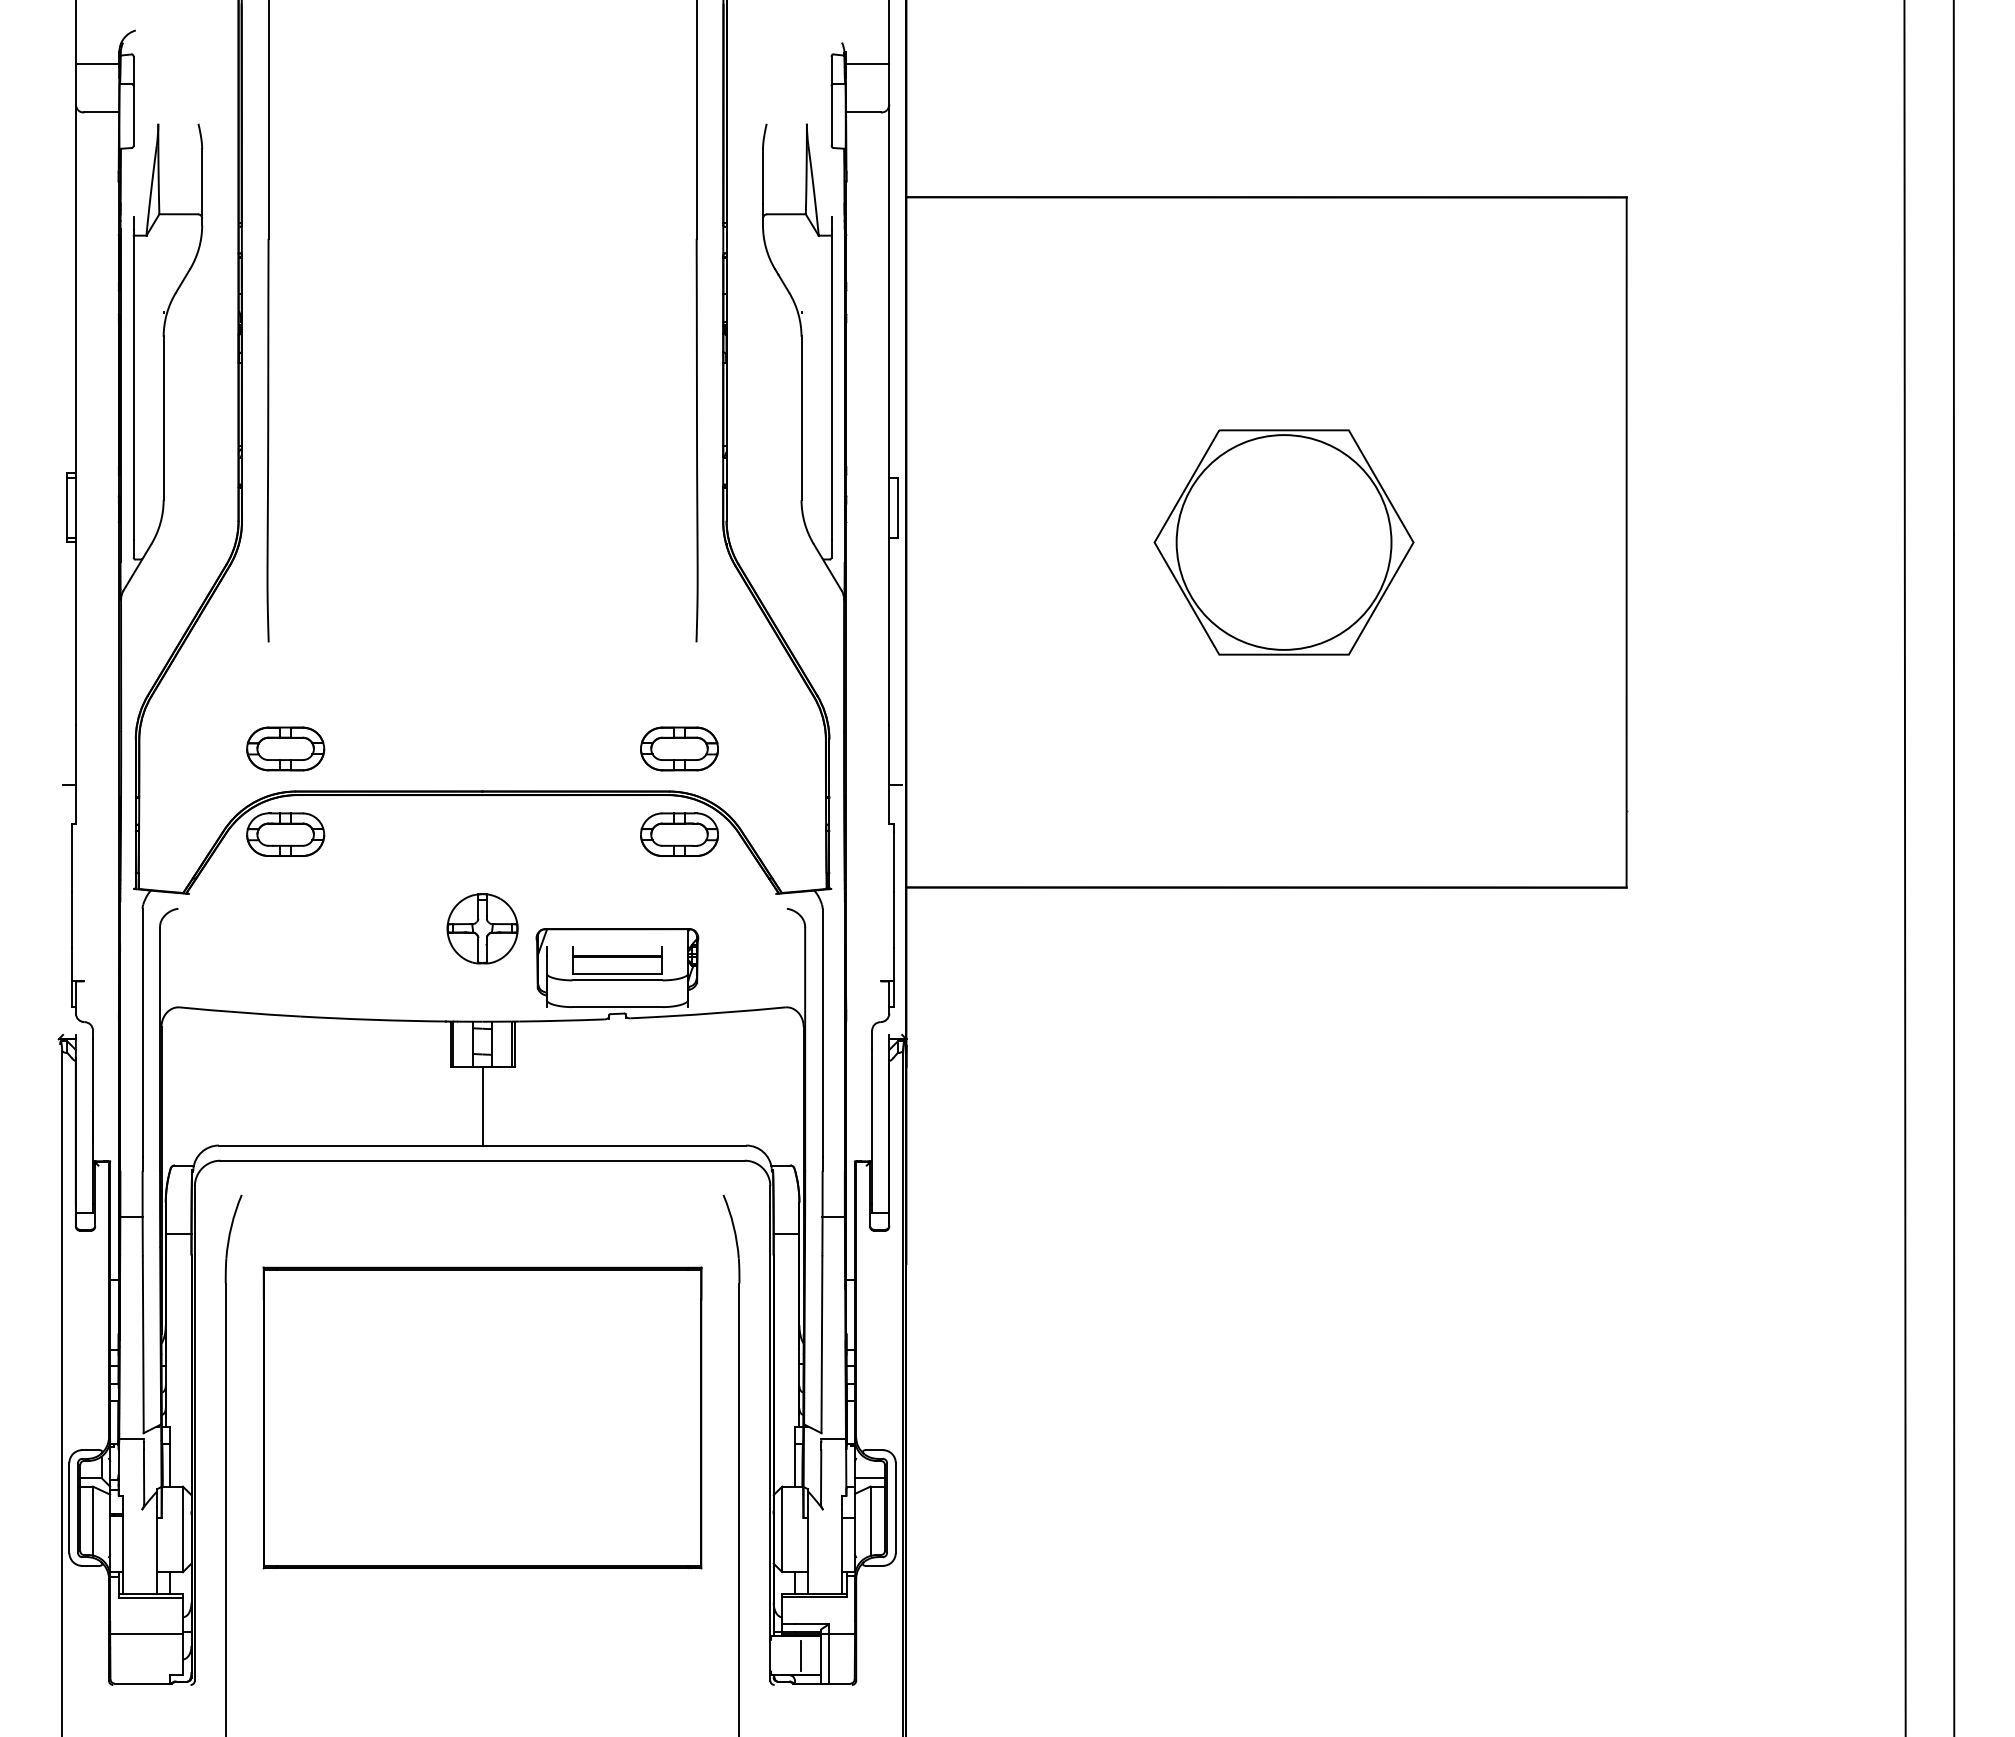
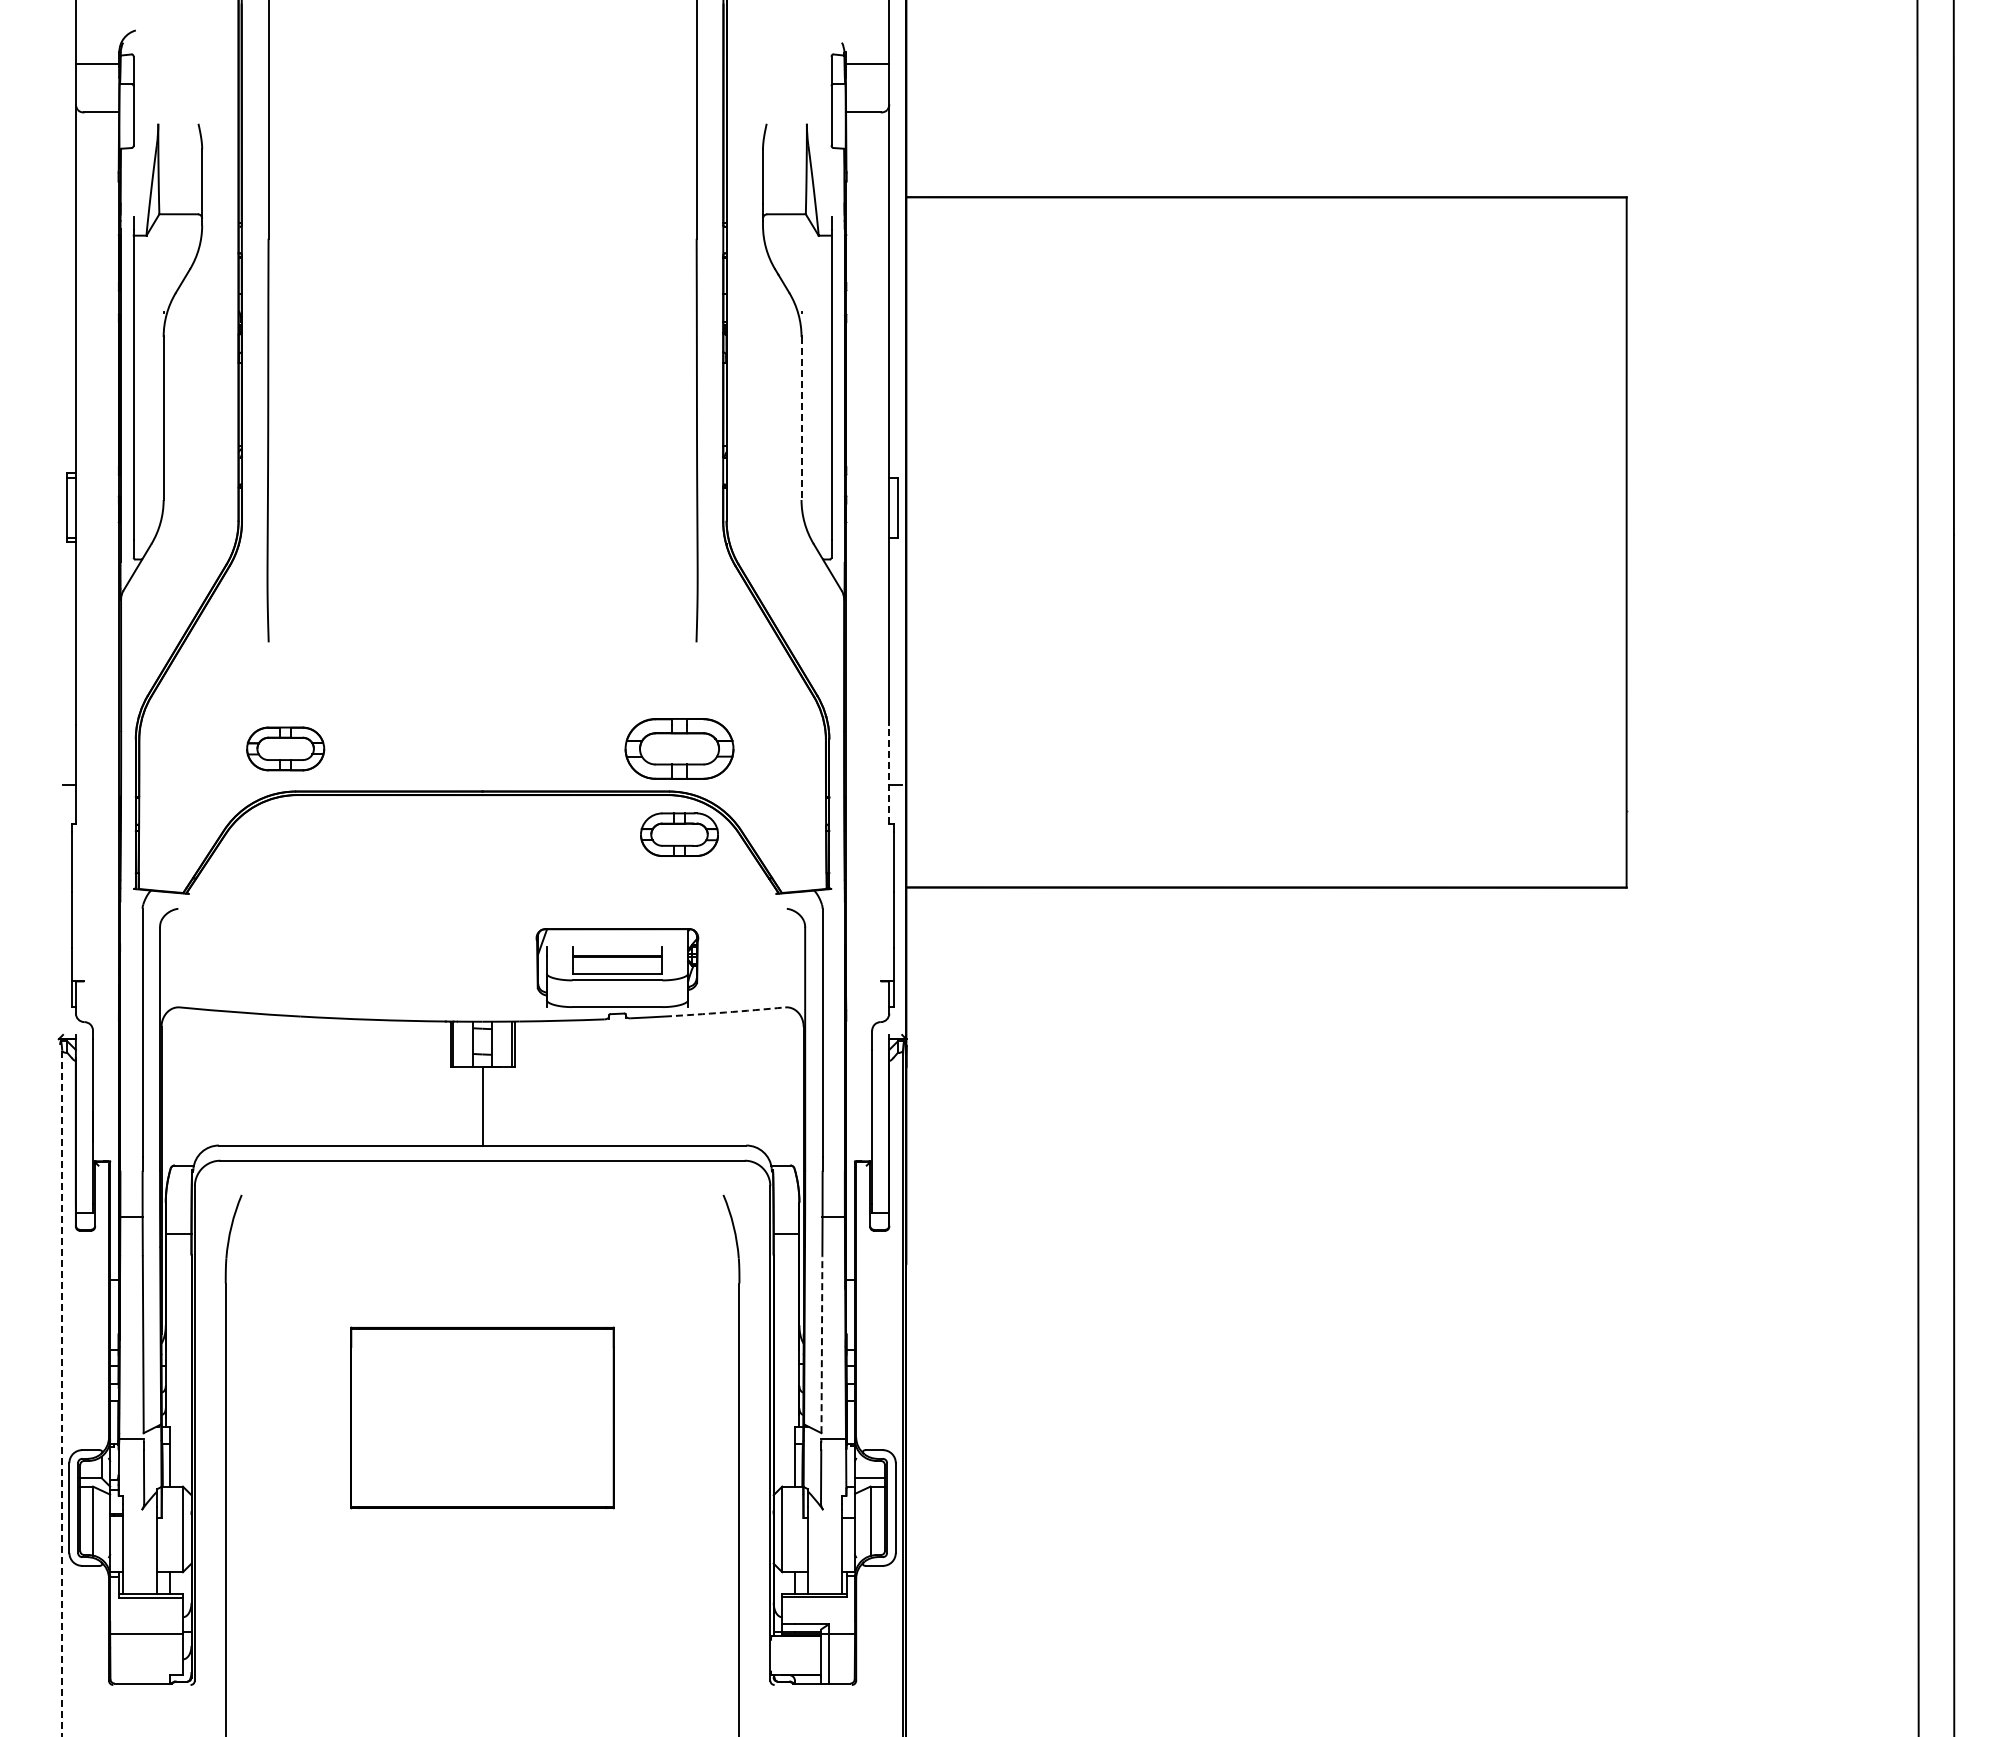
line: solid -> dashed (801, 418)
part: present -> none (1283, 542)
part size: 79x46 px -> 111x62 px (679, 748)
line: solid -> dashed (889, 774)
part: present -> none (285, 834)
line position: (1904, 867) -> (1917, 867) (1917, 867)
part: present -> none (482, 928)
arc: solid -> dashed (725, 1012)
line: solid -> dashed (821, 1344)
line: solid -> dashed (62, 1393)
part size: 441x304 px -> 265x184 px (482, 1417)
line: present -> none (801, 1655)
